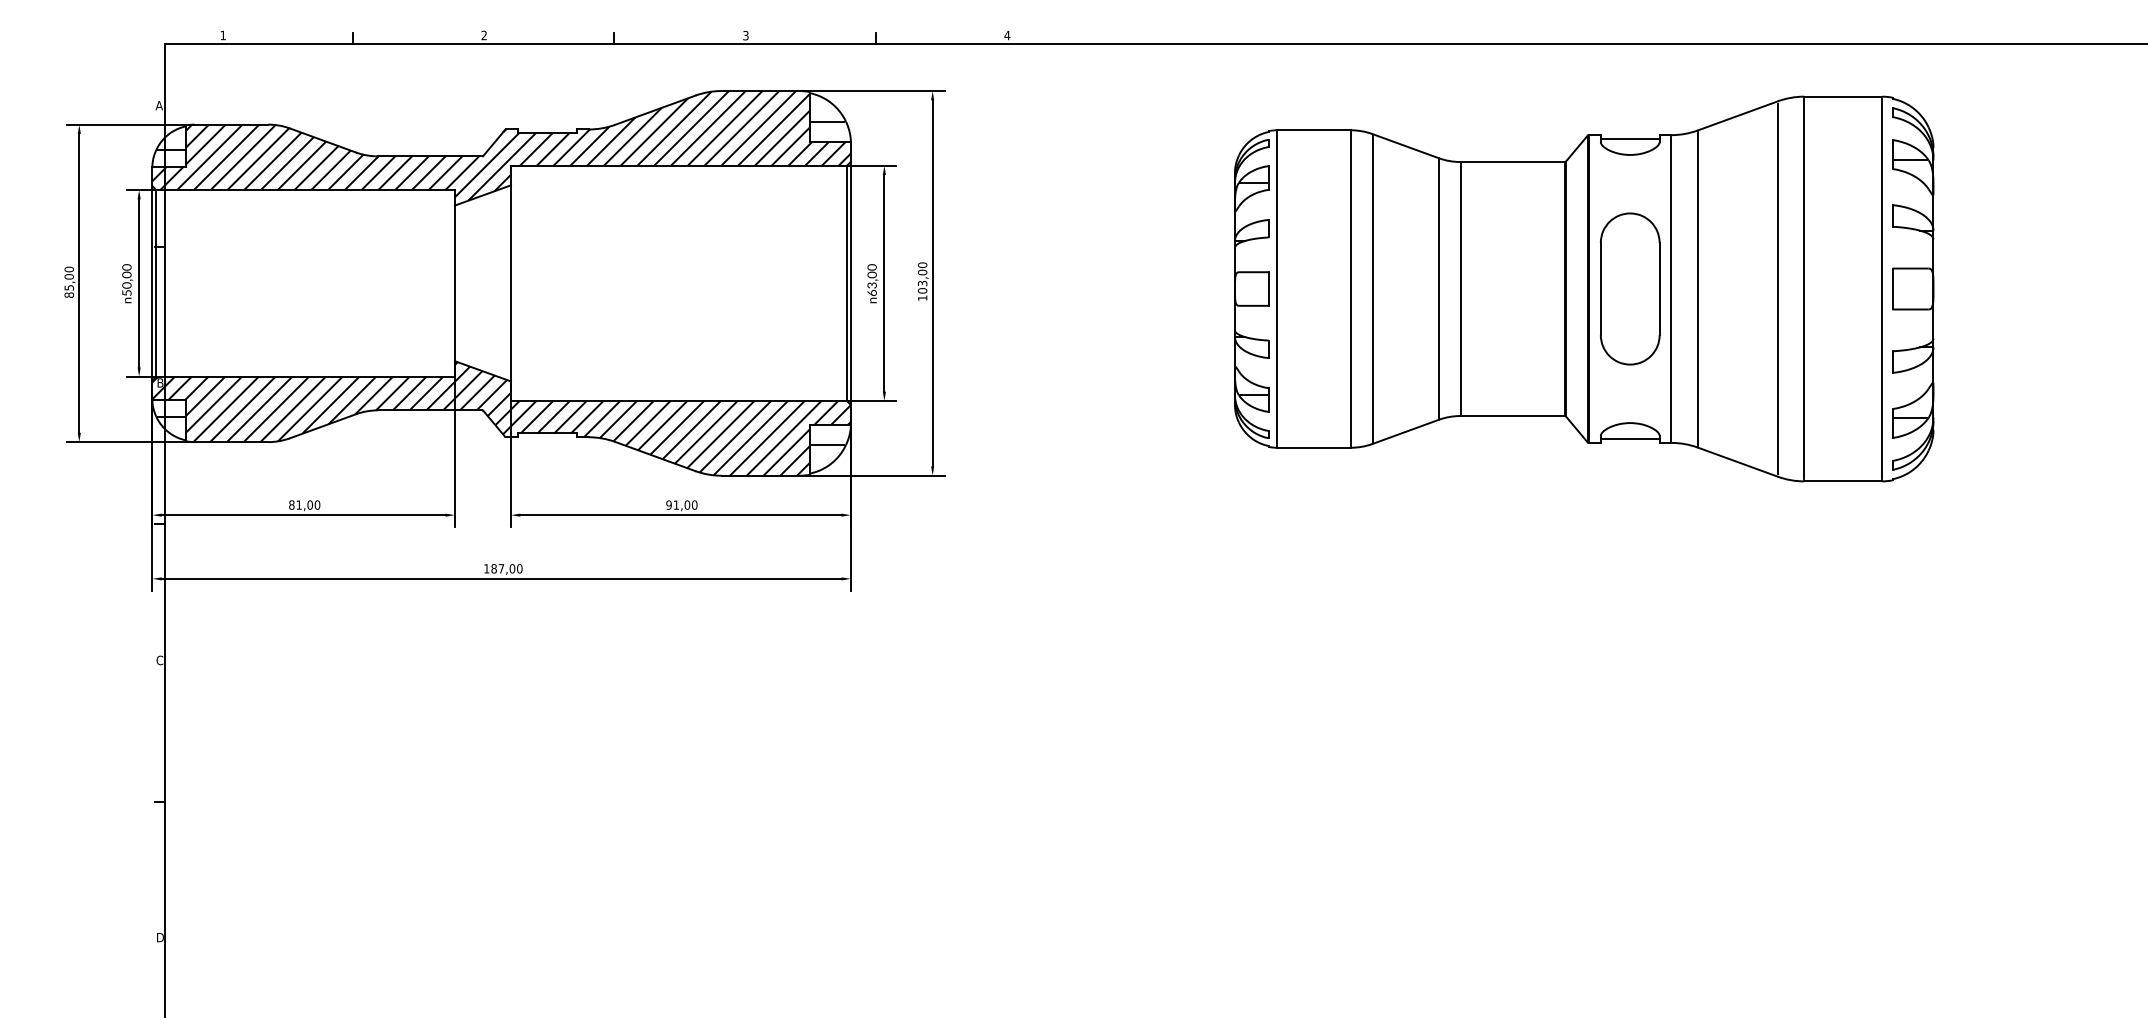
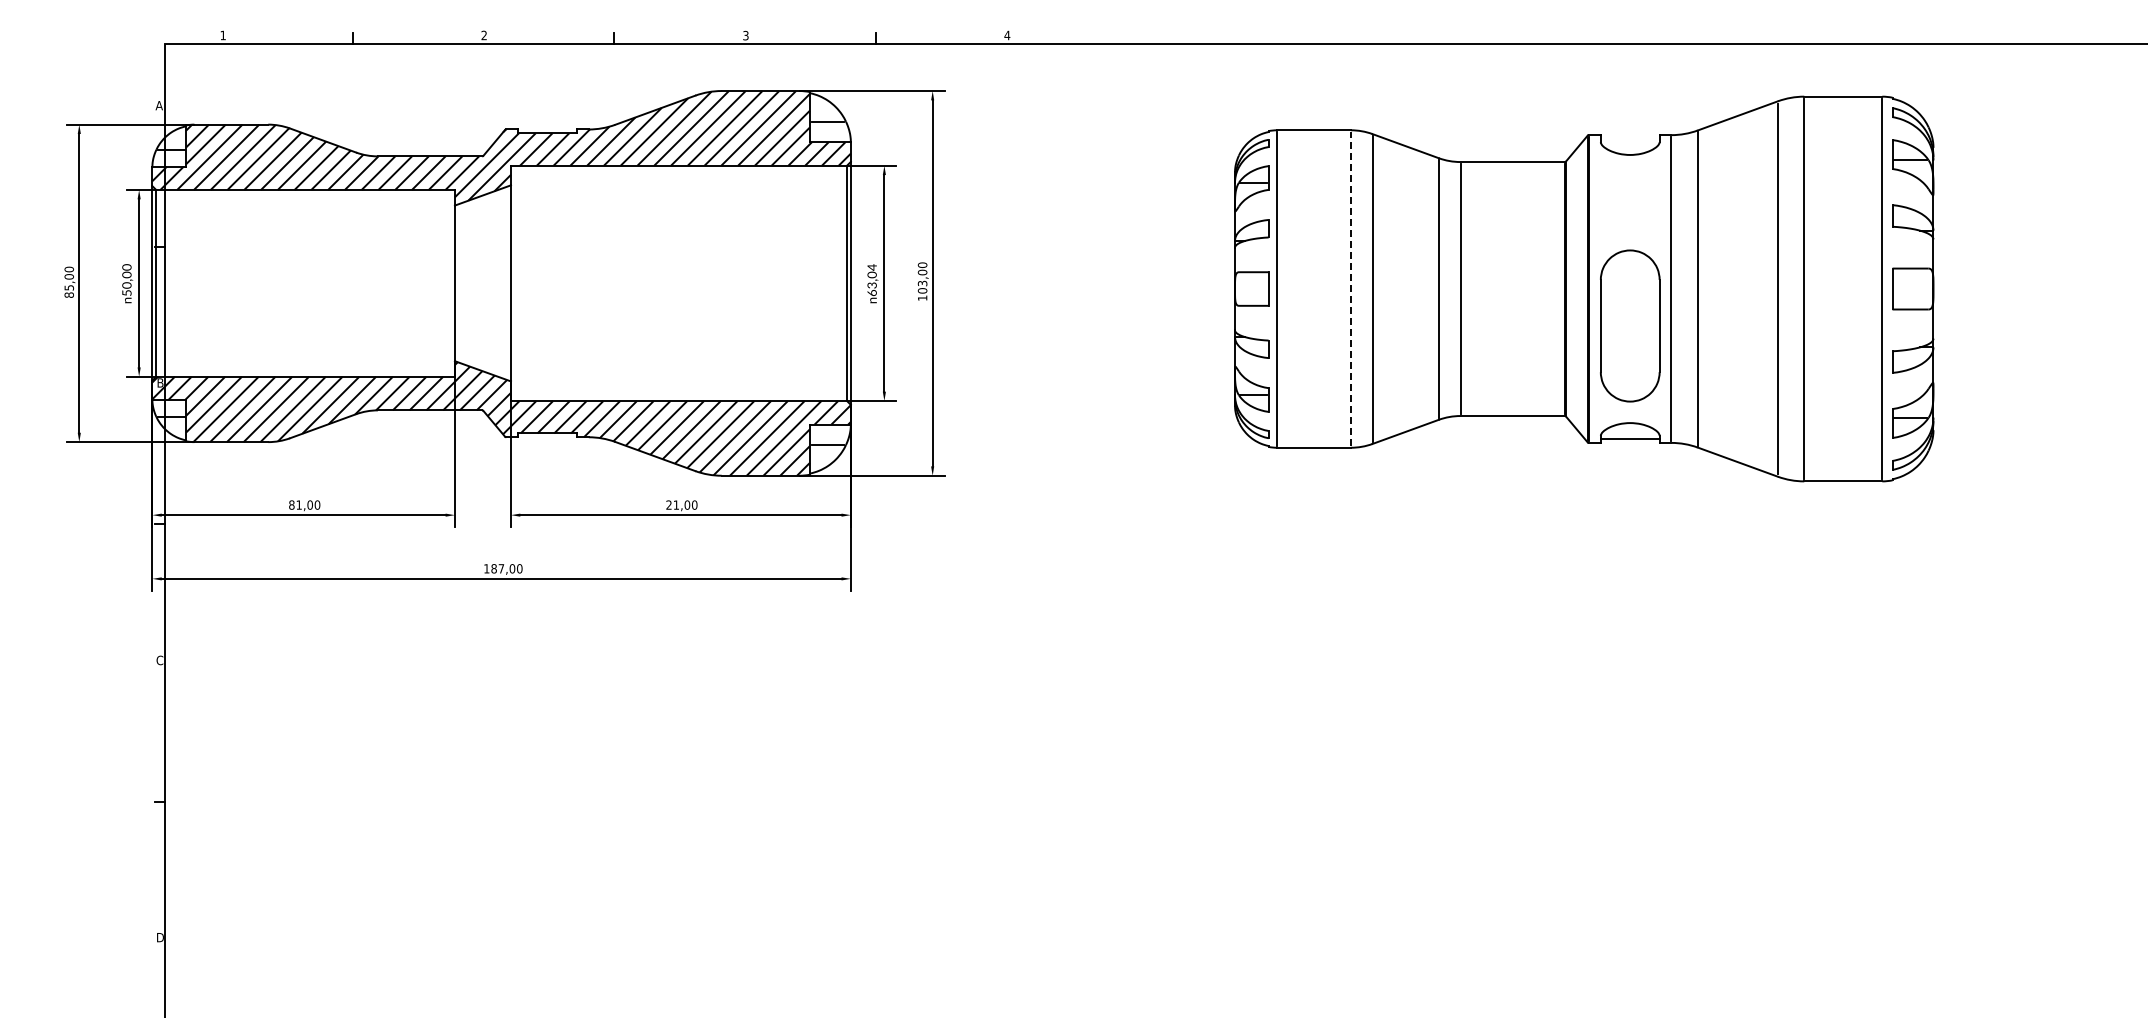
line: present -> none (1629, 138)
text: 63,00 -> 63,04 (871, 267)
part position: (1630, 288) -> (1630, 325) (1630, 325)
line: solid -> dashed (1350, 289)
text: 91,00 -> 21,00 (668, 504)
